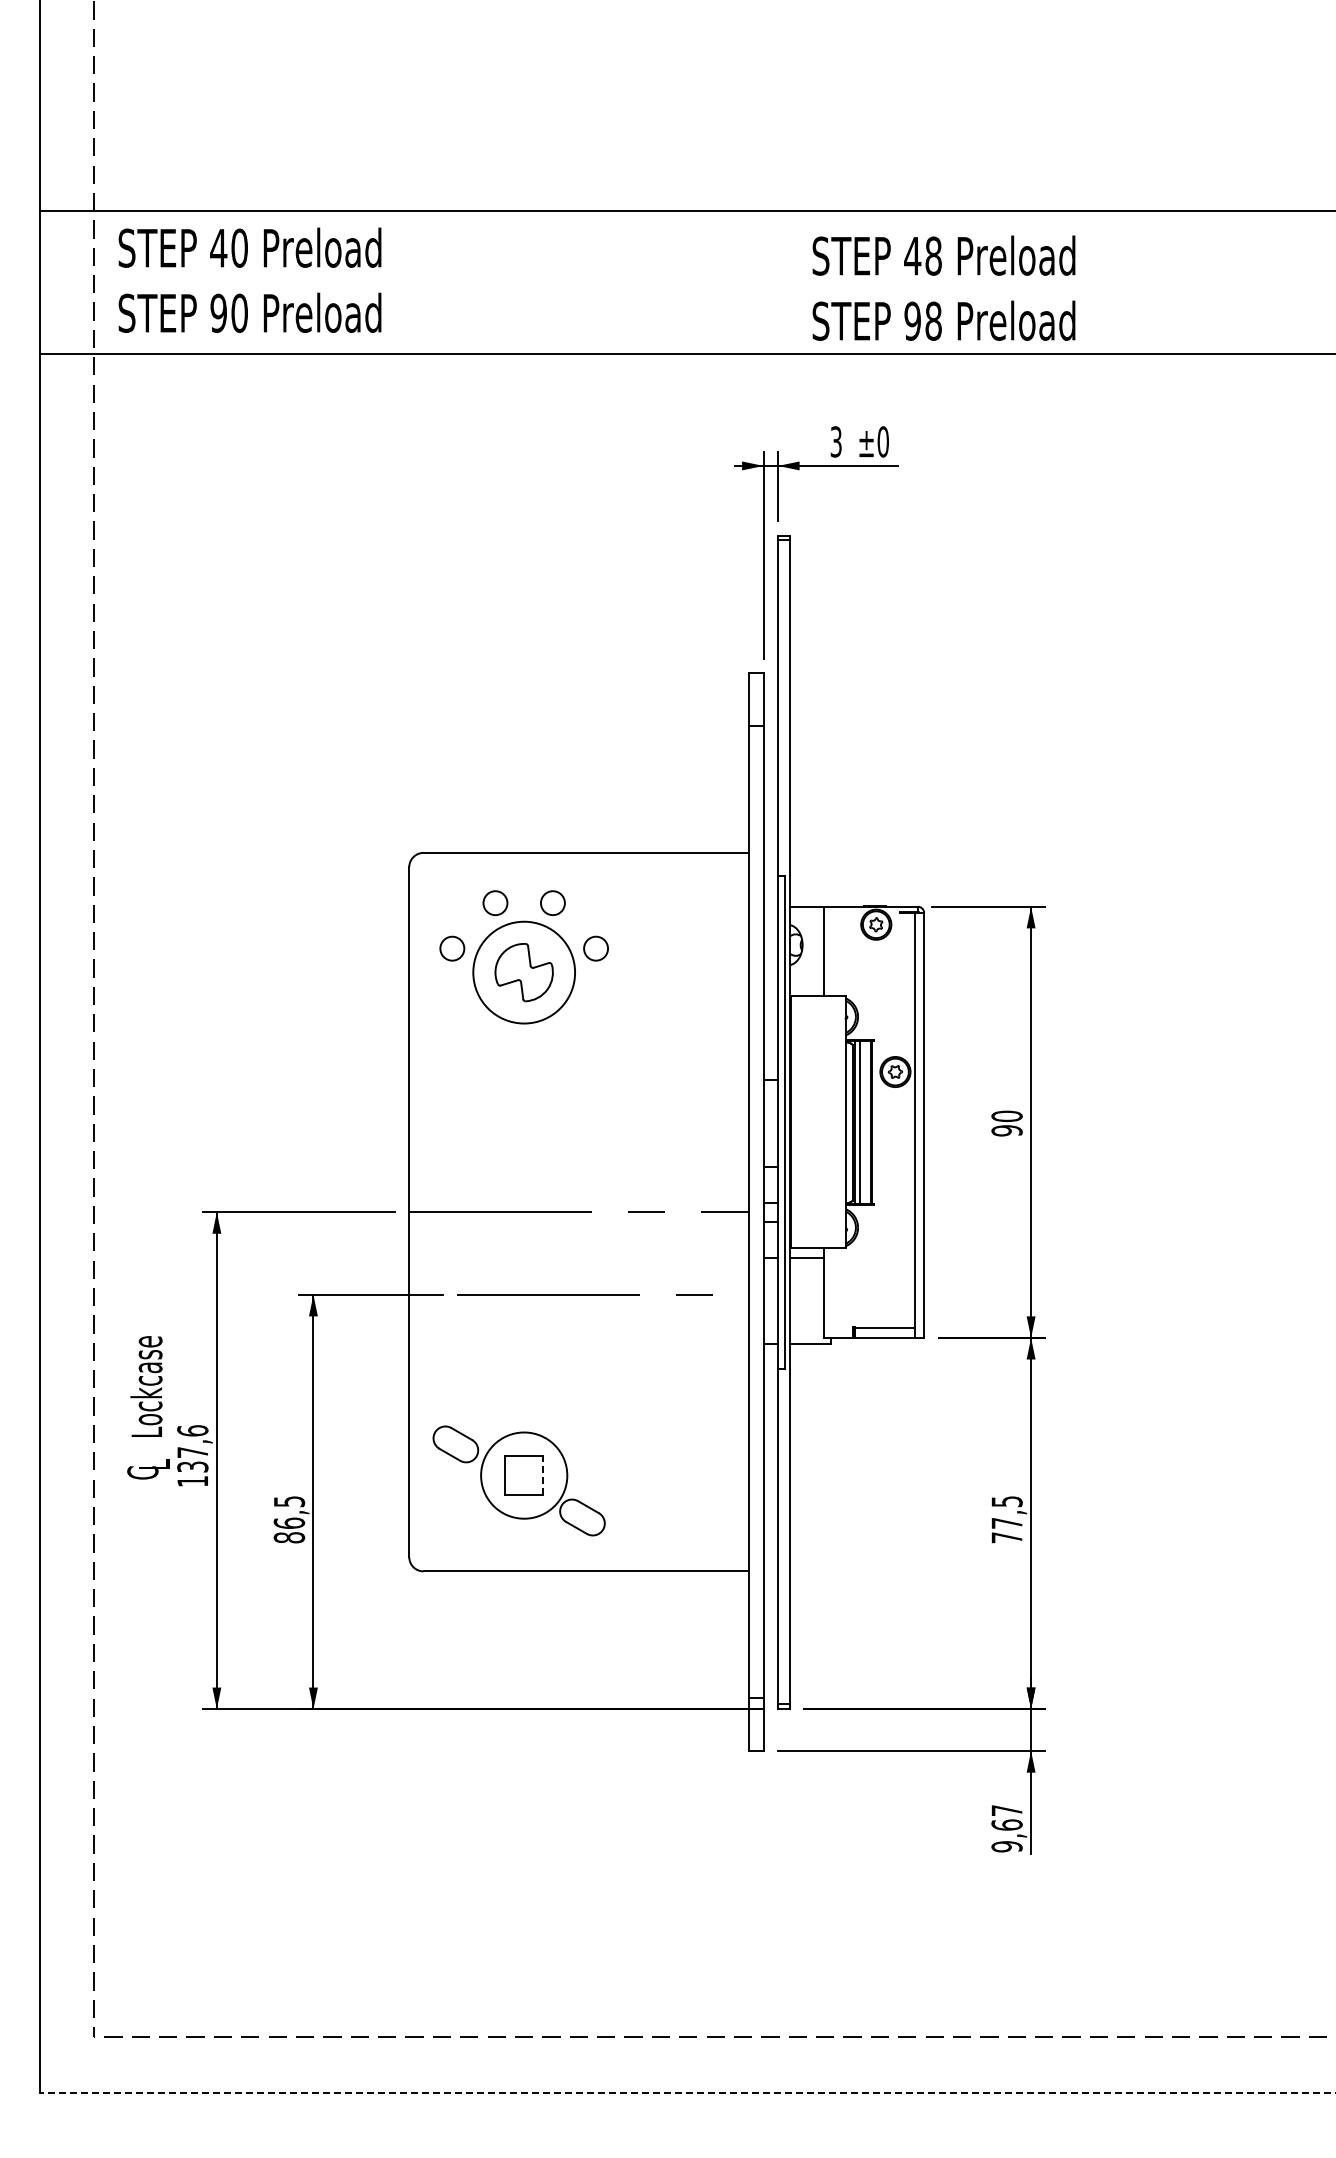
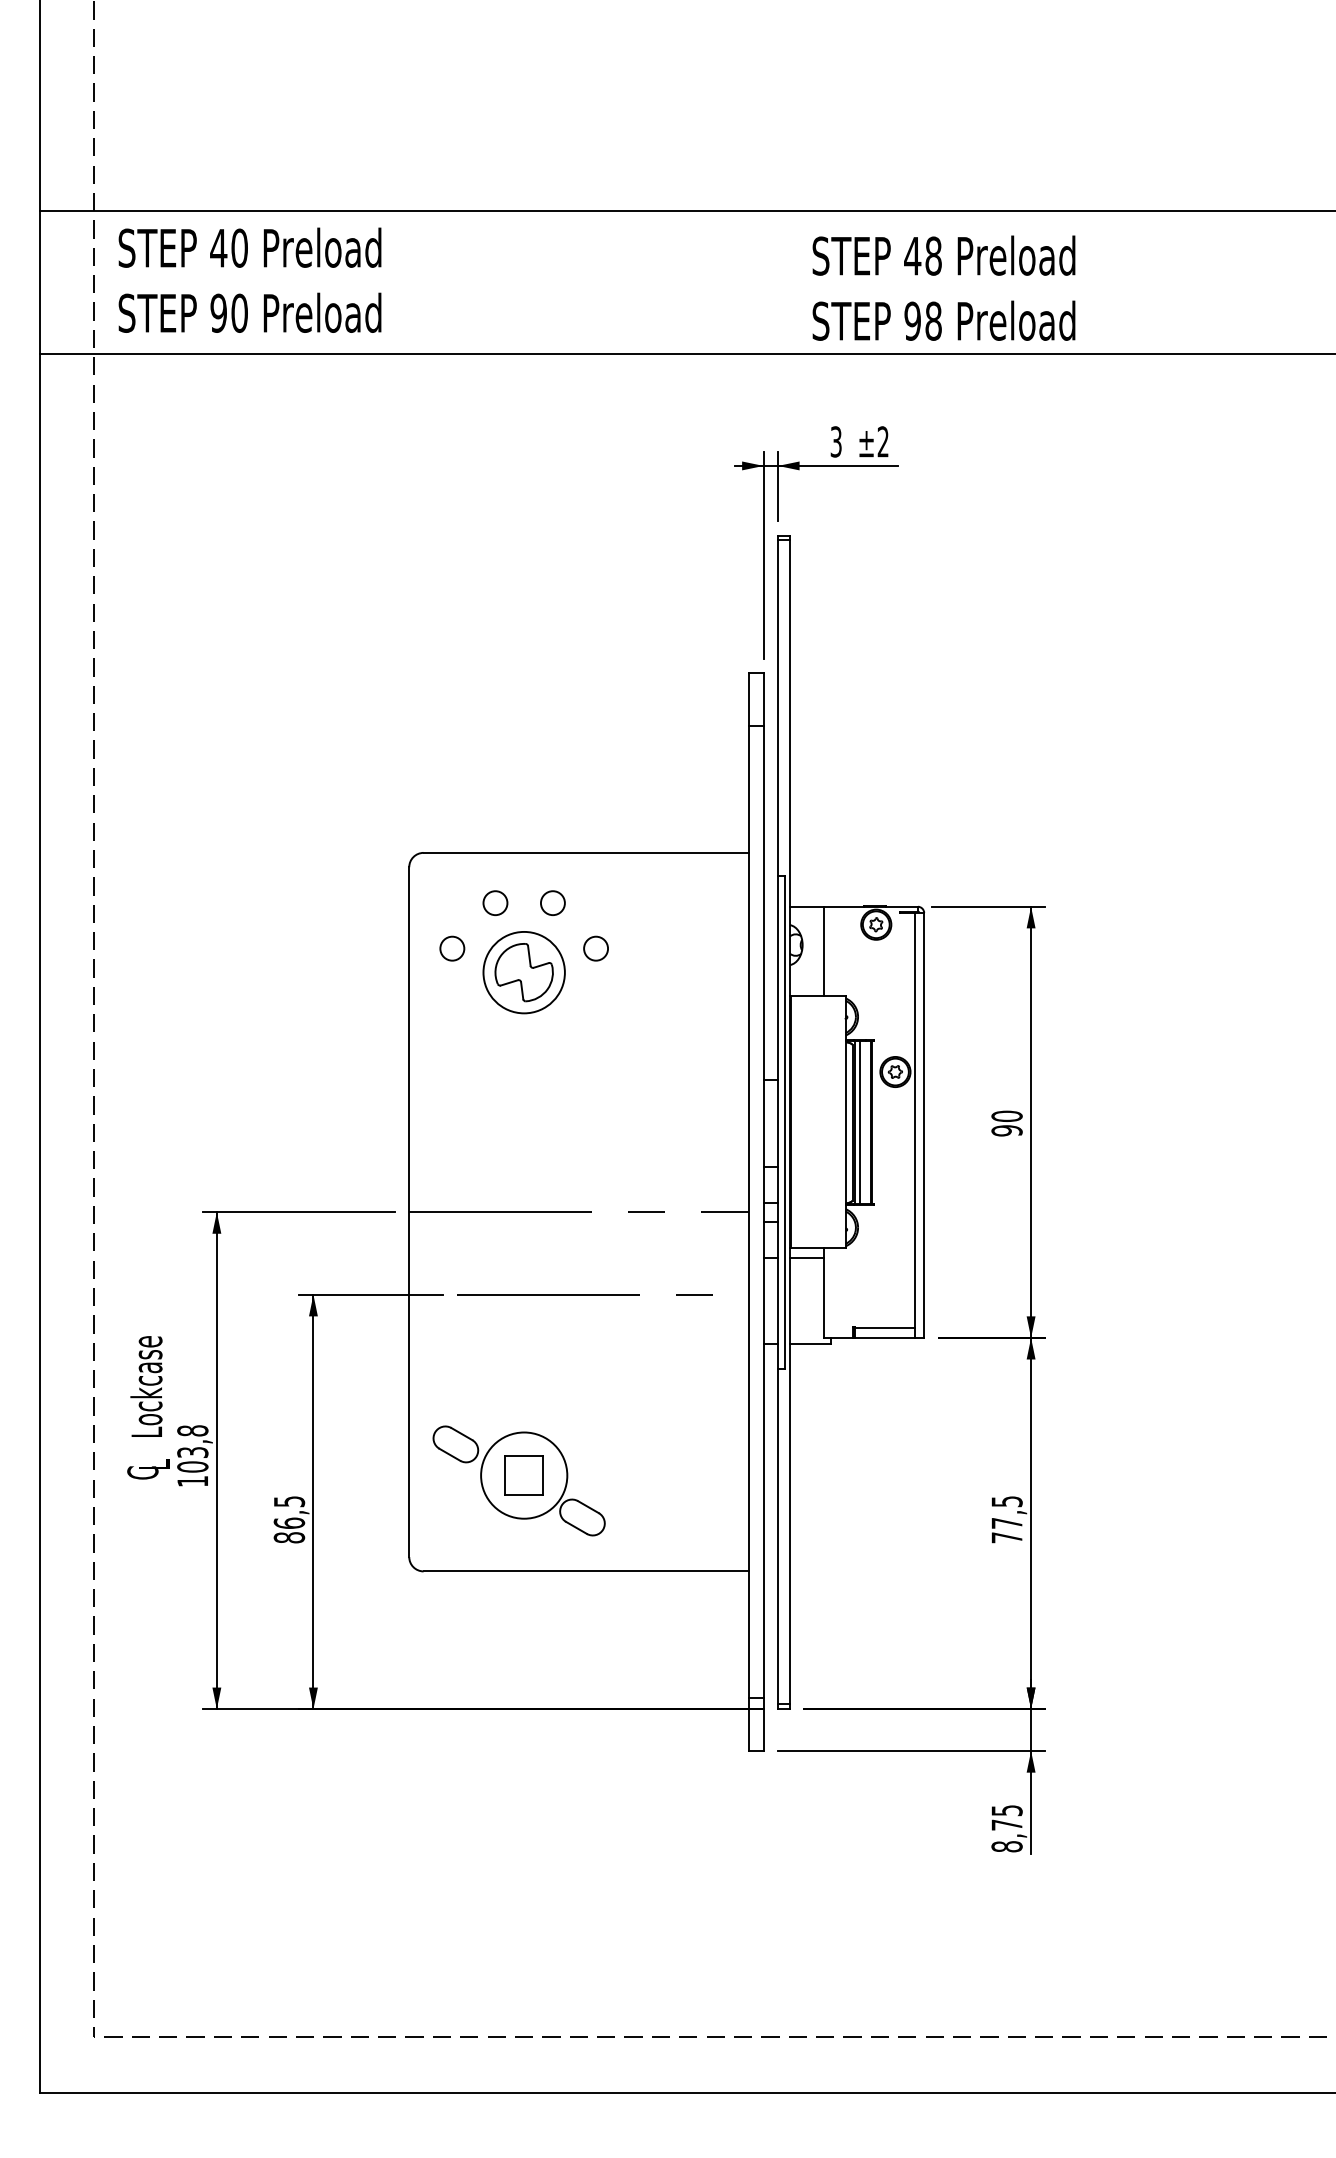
text: ±0 -> ±2 (882, 441)
circle diameter: 102 px -> 81 px (523, 972)
text: 137,6 -> 103,8 (192, 1448)
line: dashed -> solid (543, 1475)
text: 9,67 -> 8,75 (1006, 1828)
line: dashed -> solid (687, 2093)
